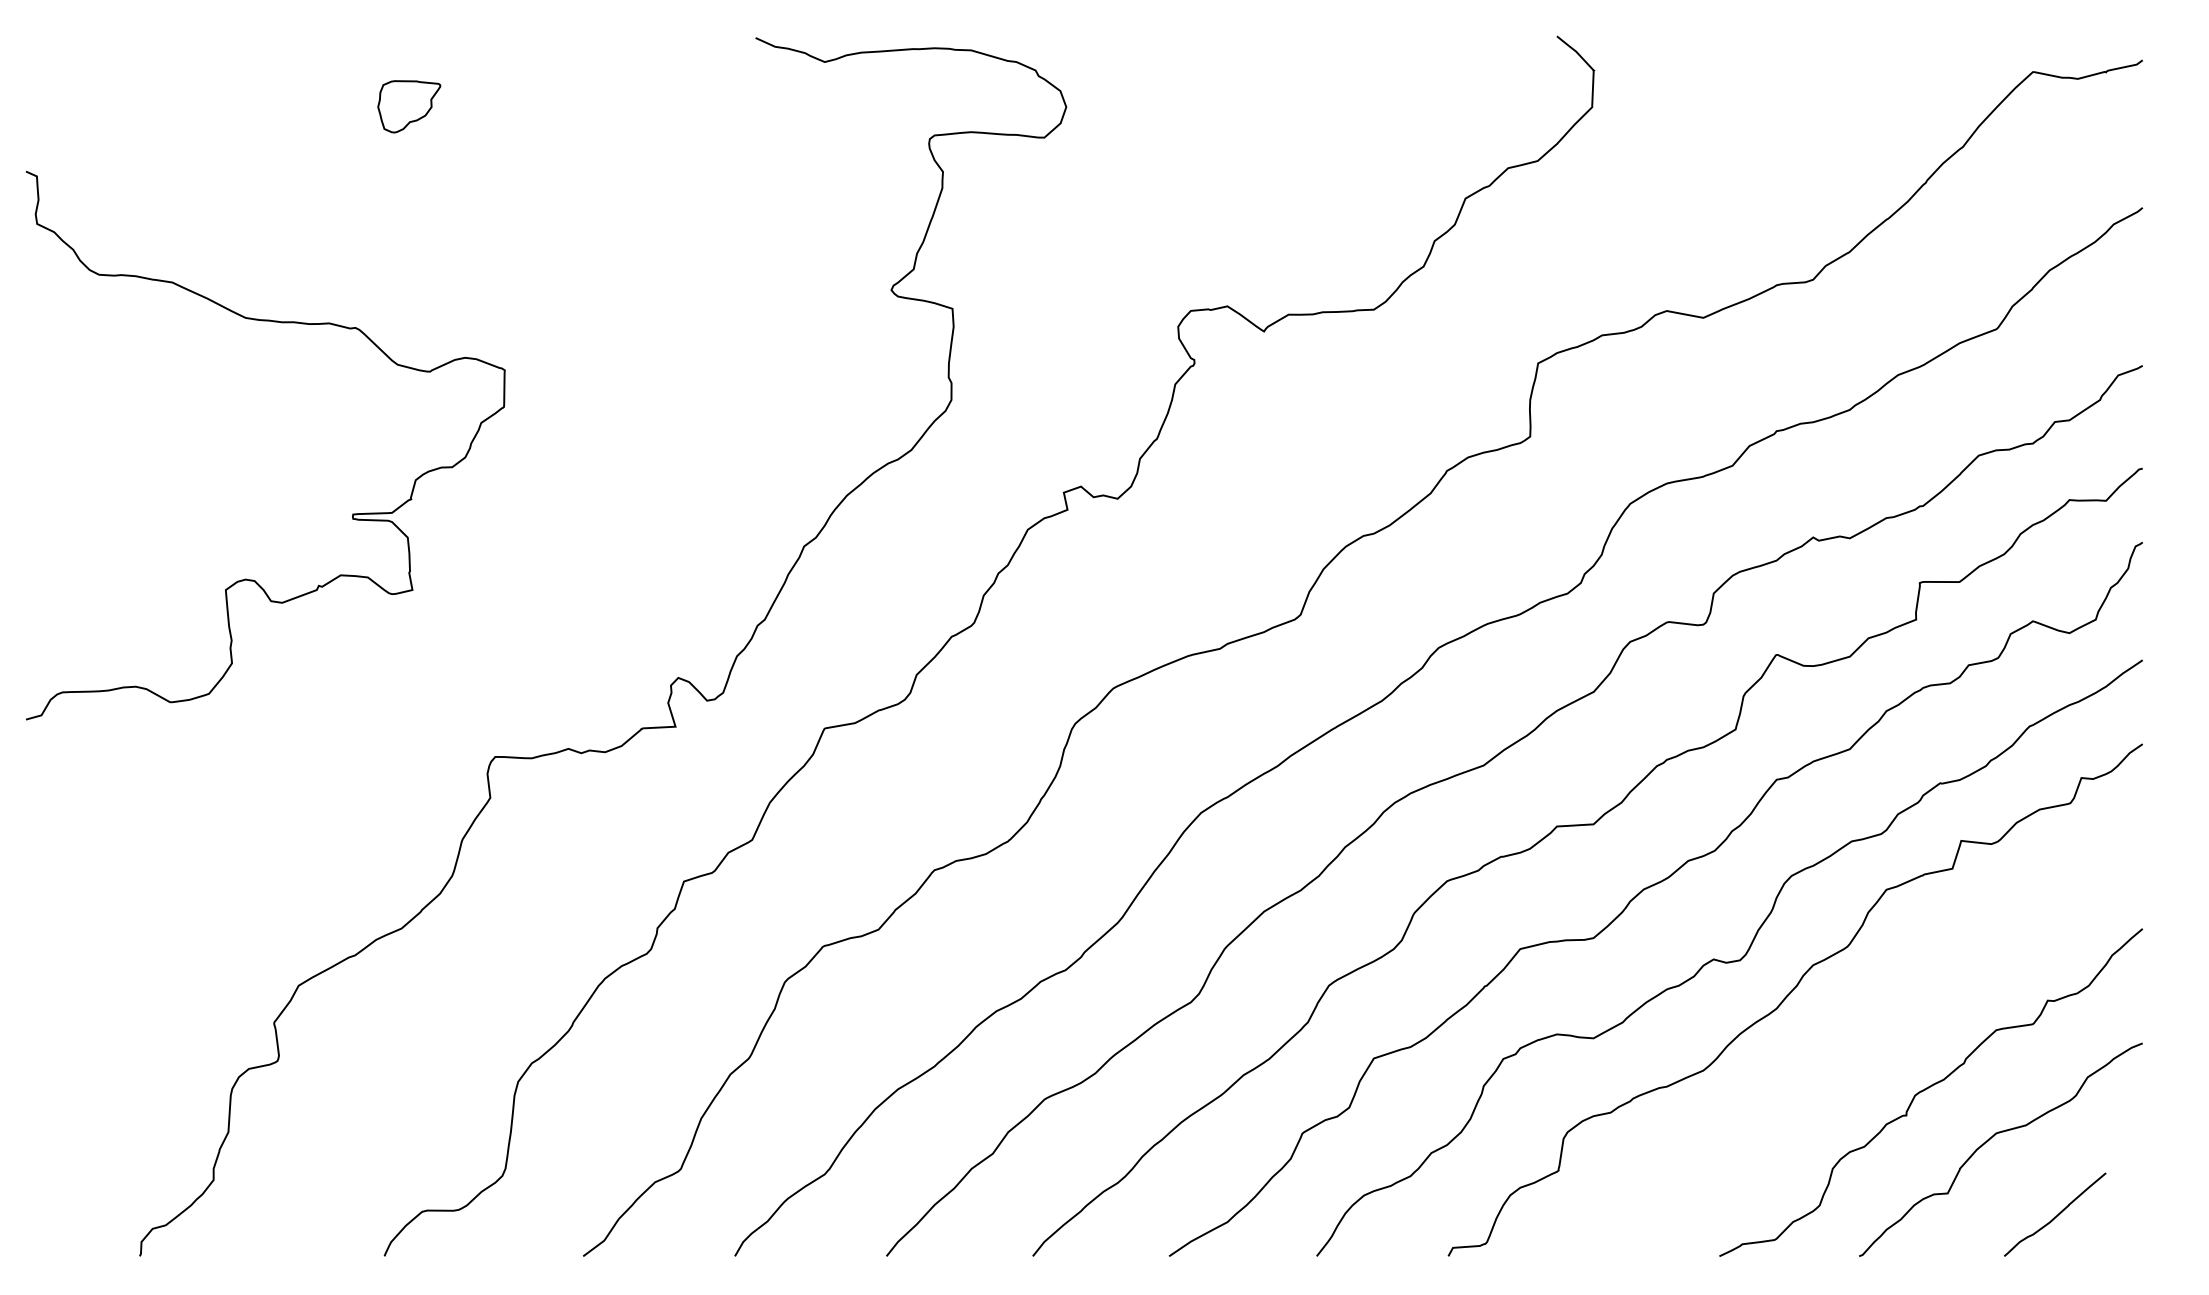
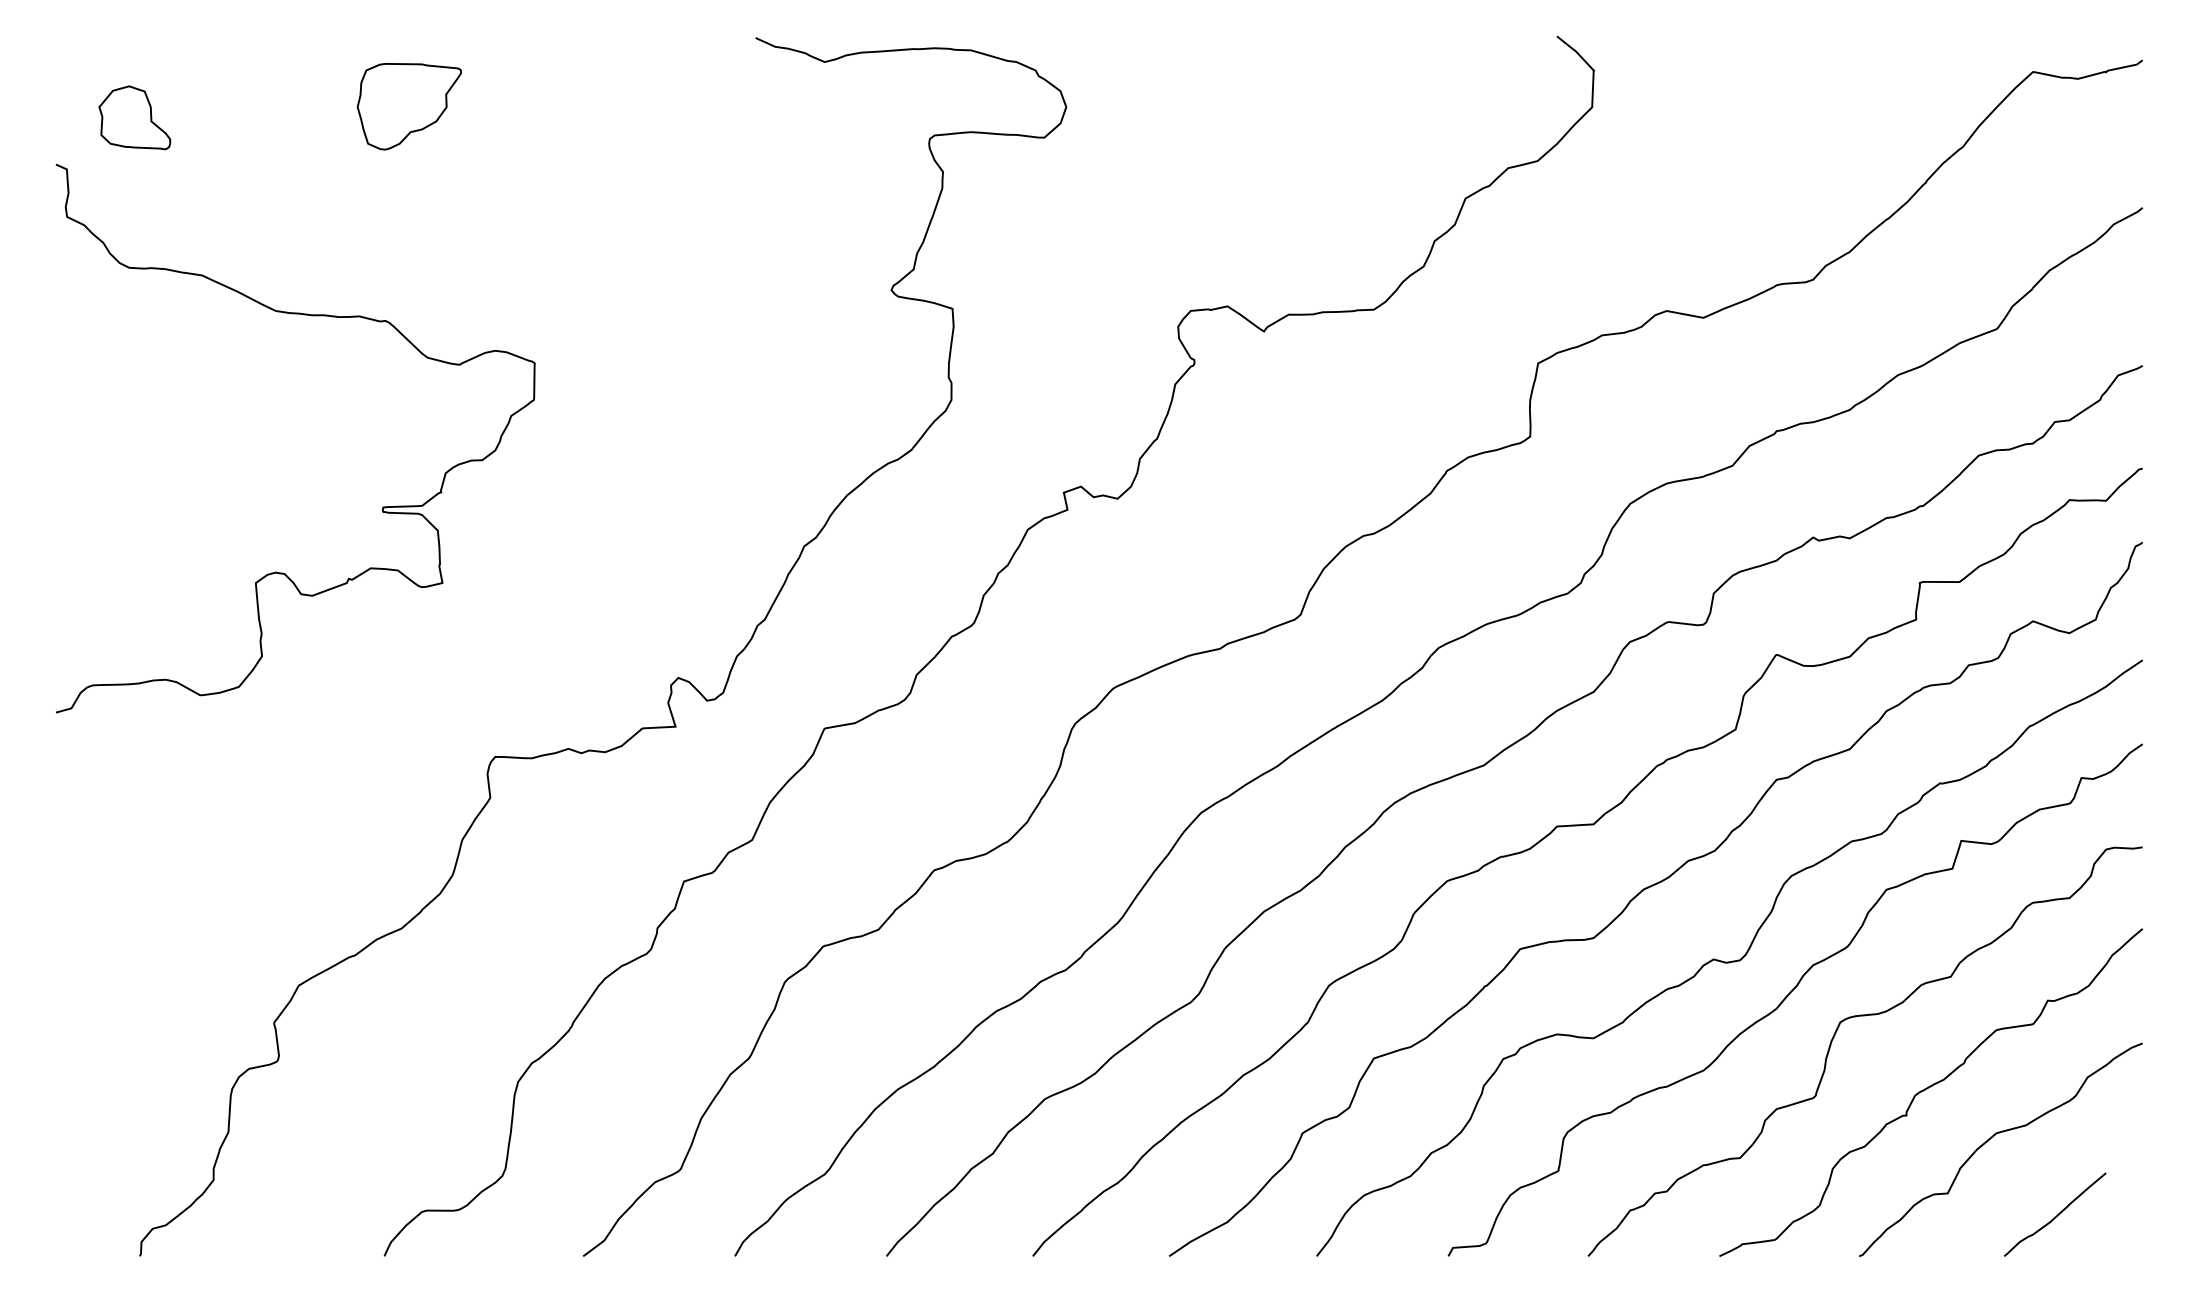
part size: 65x54 px -> 106x88 px (408, 106)
part: none -> present (134, 117)
curve position: (352, 513) -> (382, 506) (382, 506)
curve: none -> present (1834, 1037)
